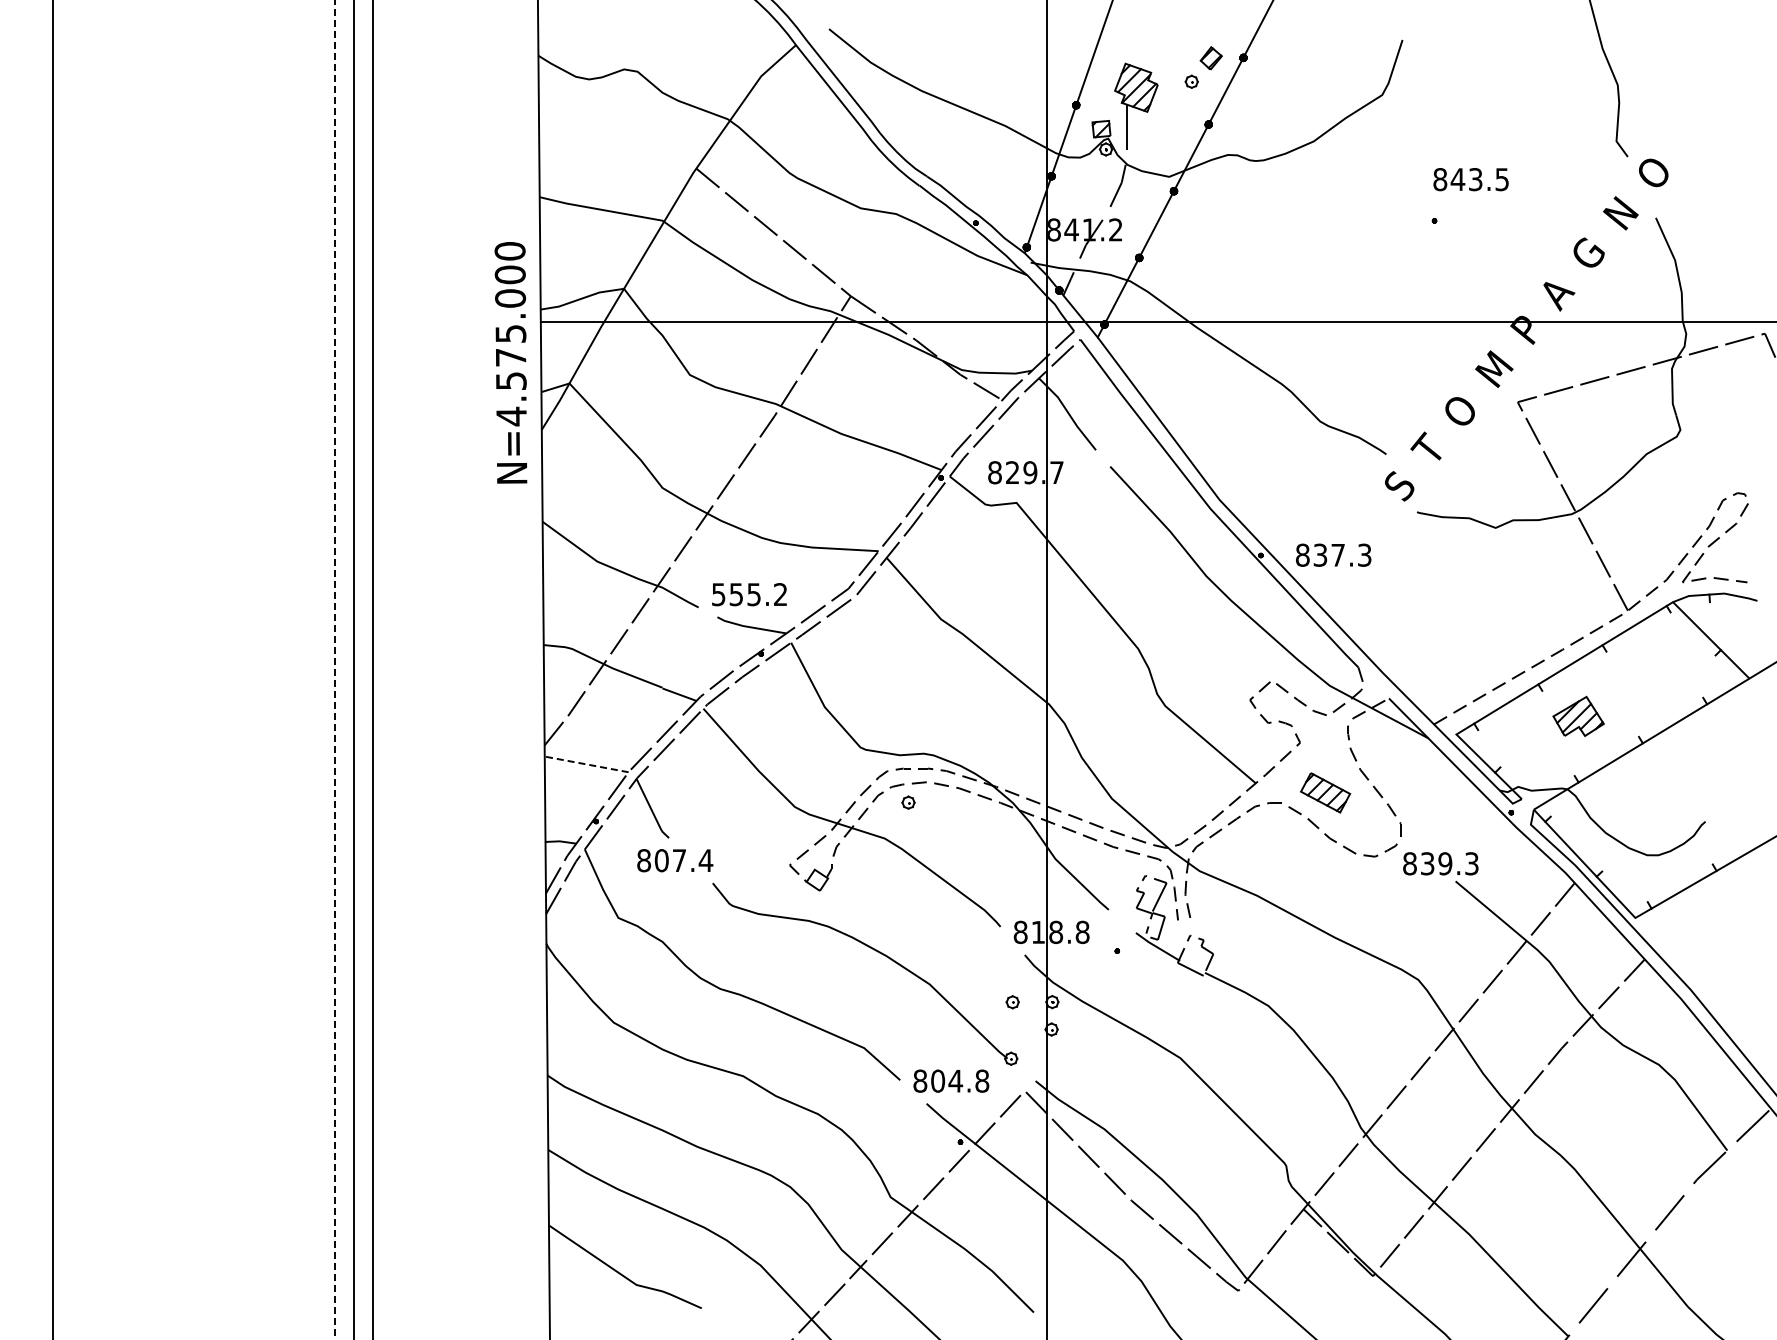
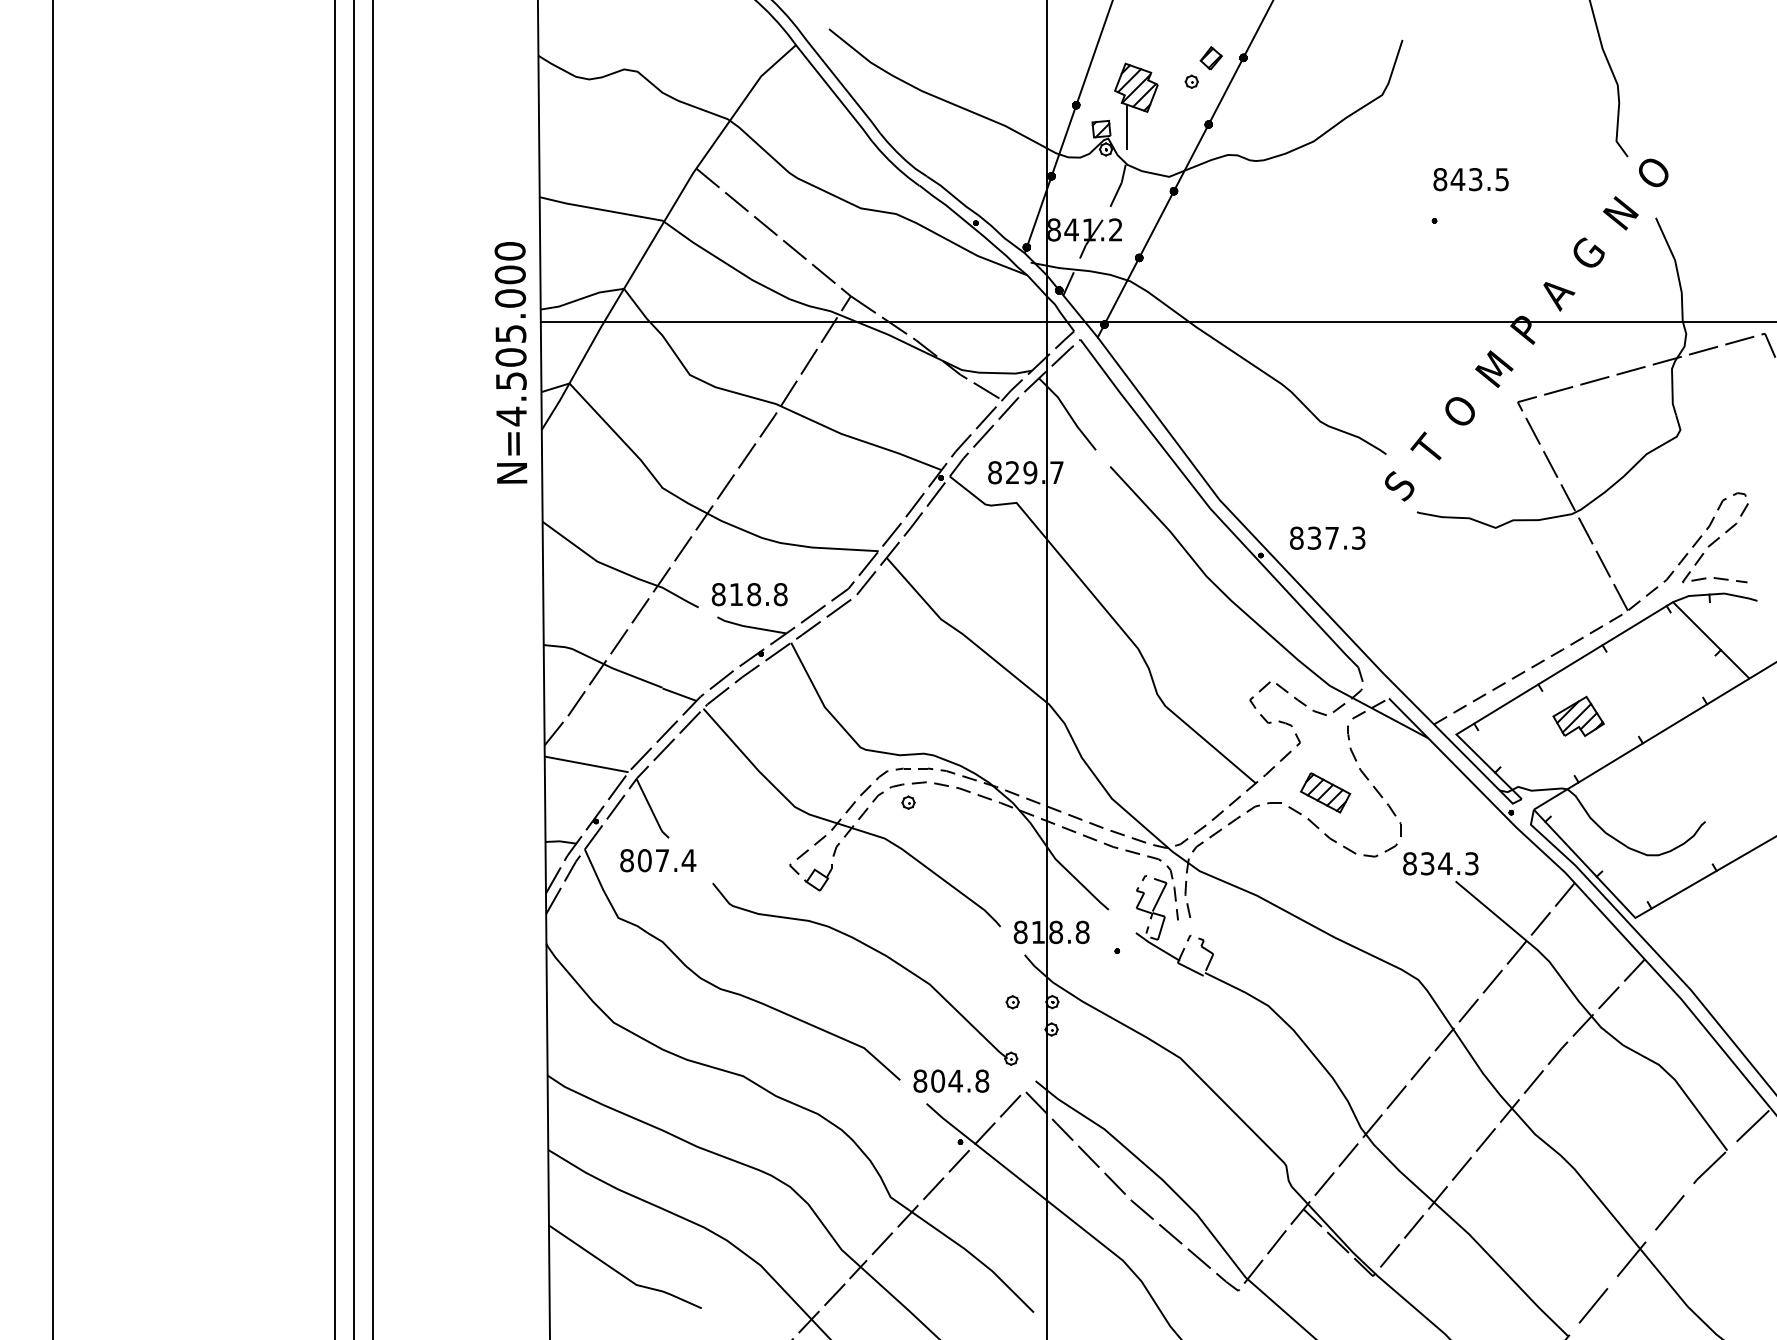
text: N=4.575.000 -> N=4.505.000 (510, 357)
text position: (1333, 554) -> (1327, 537) (1327, 537)
text: 555.2 -> 818.8 (749, 594)
line: dashed -> solid (335, 670)
line: dashed -> solid (586, 764)
text position: (675, 860) -> (658, 860) (658, 860)
text: 839.3 -> 834.3 (1445, 863)
